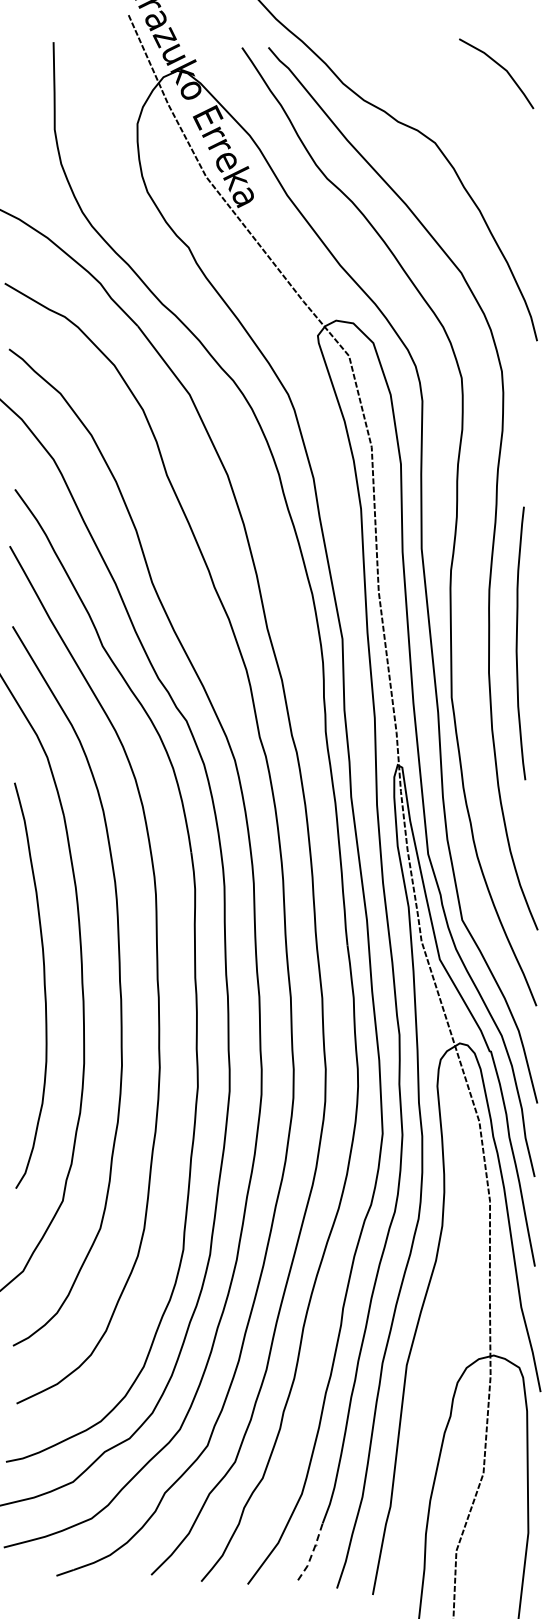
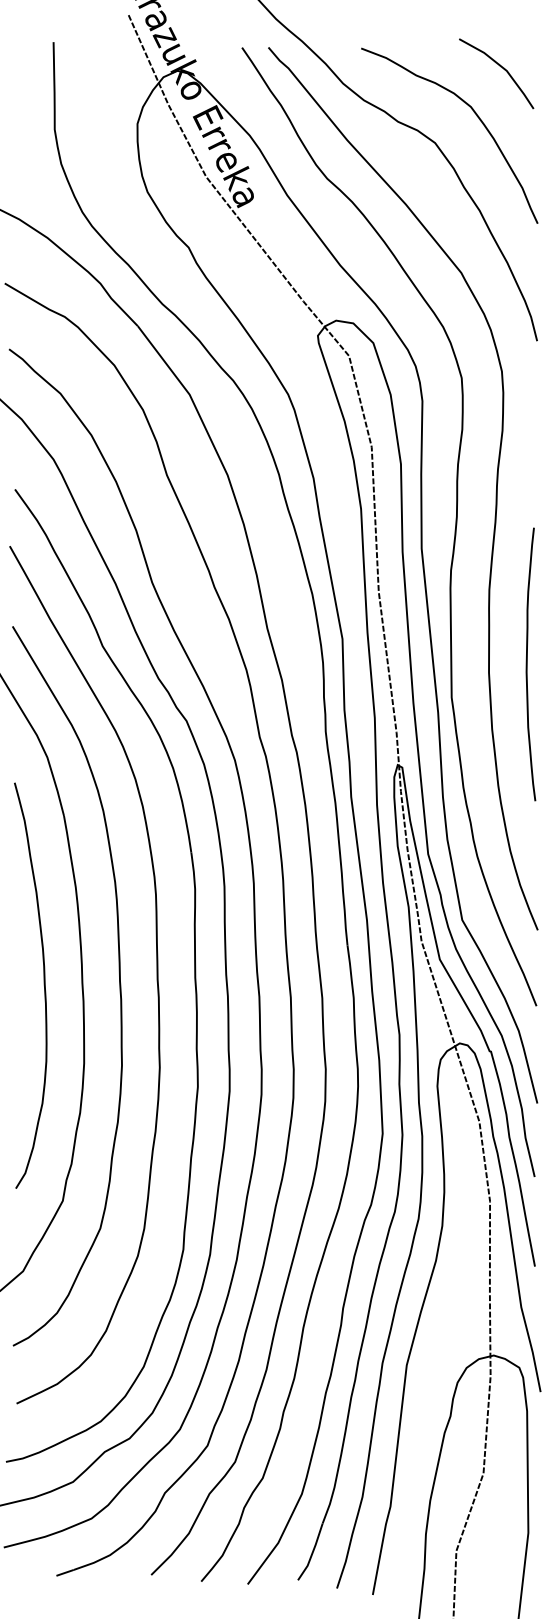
curve: none -> present (476, 116)
curve position: (517, 643) -> (527, 664) (527, 664)
line: dashed -> solid (312, 1552)
